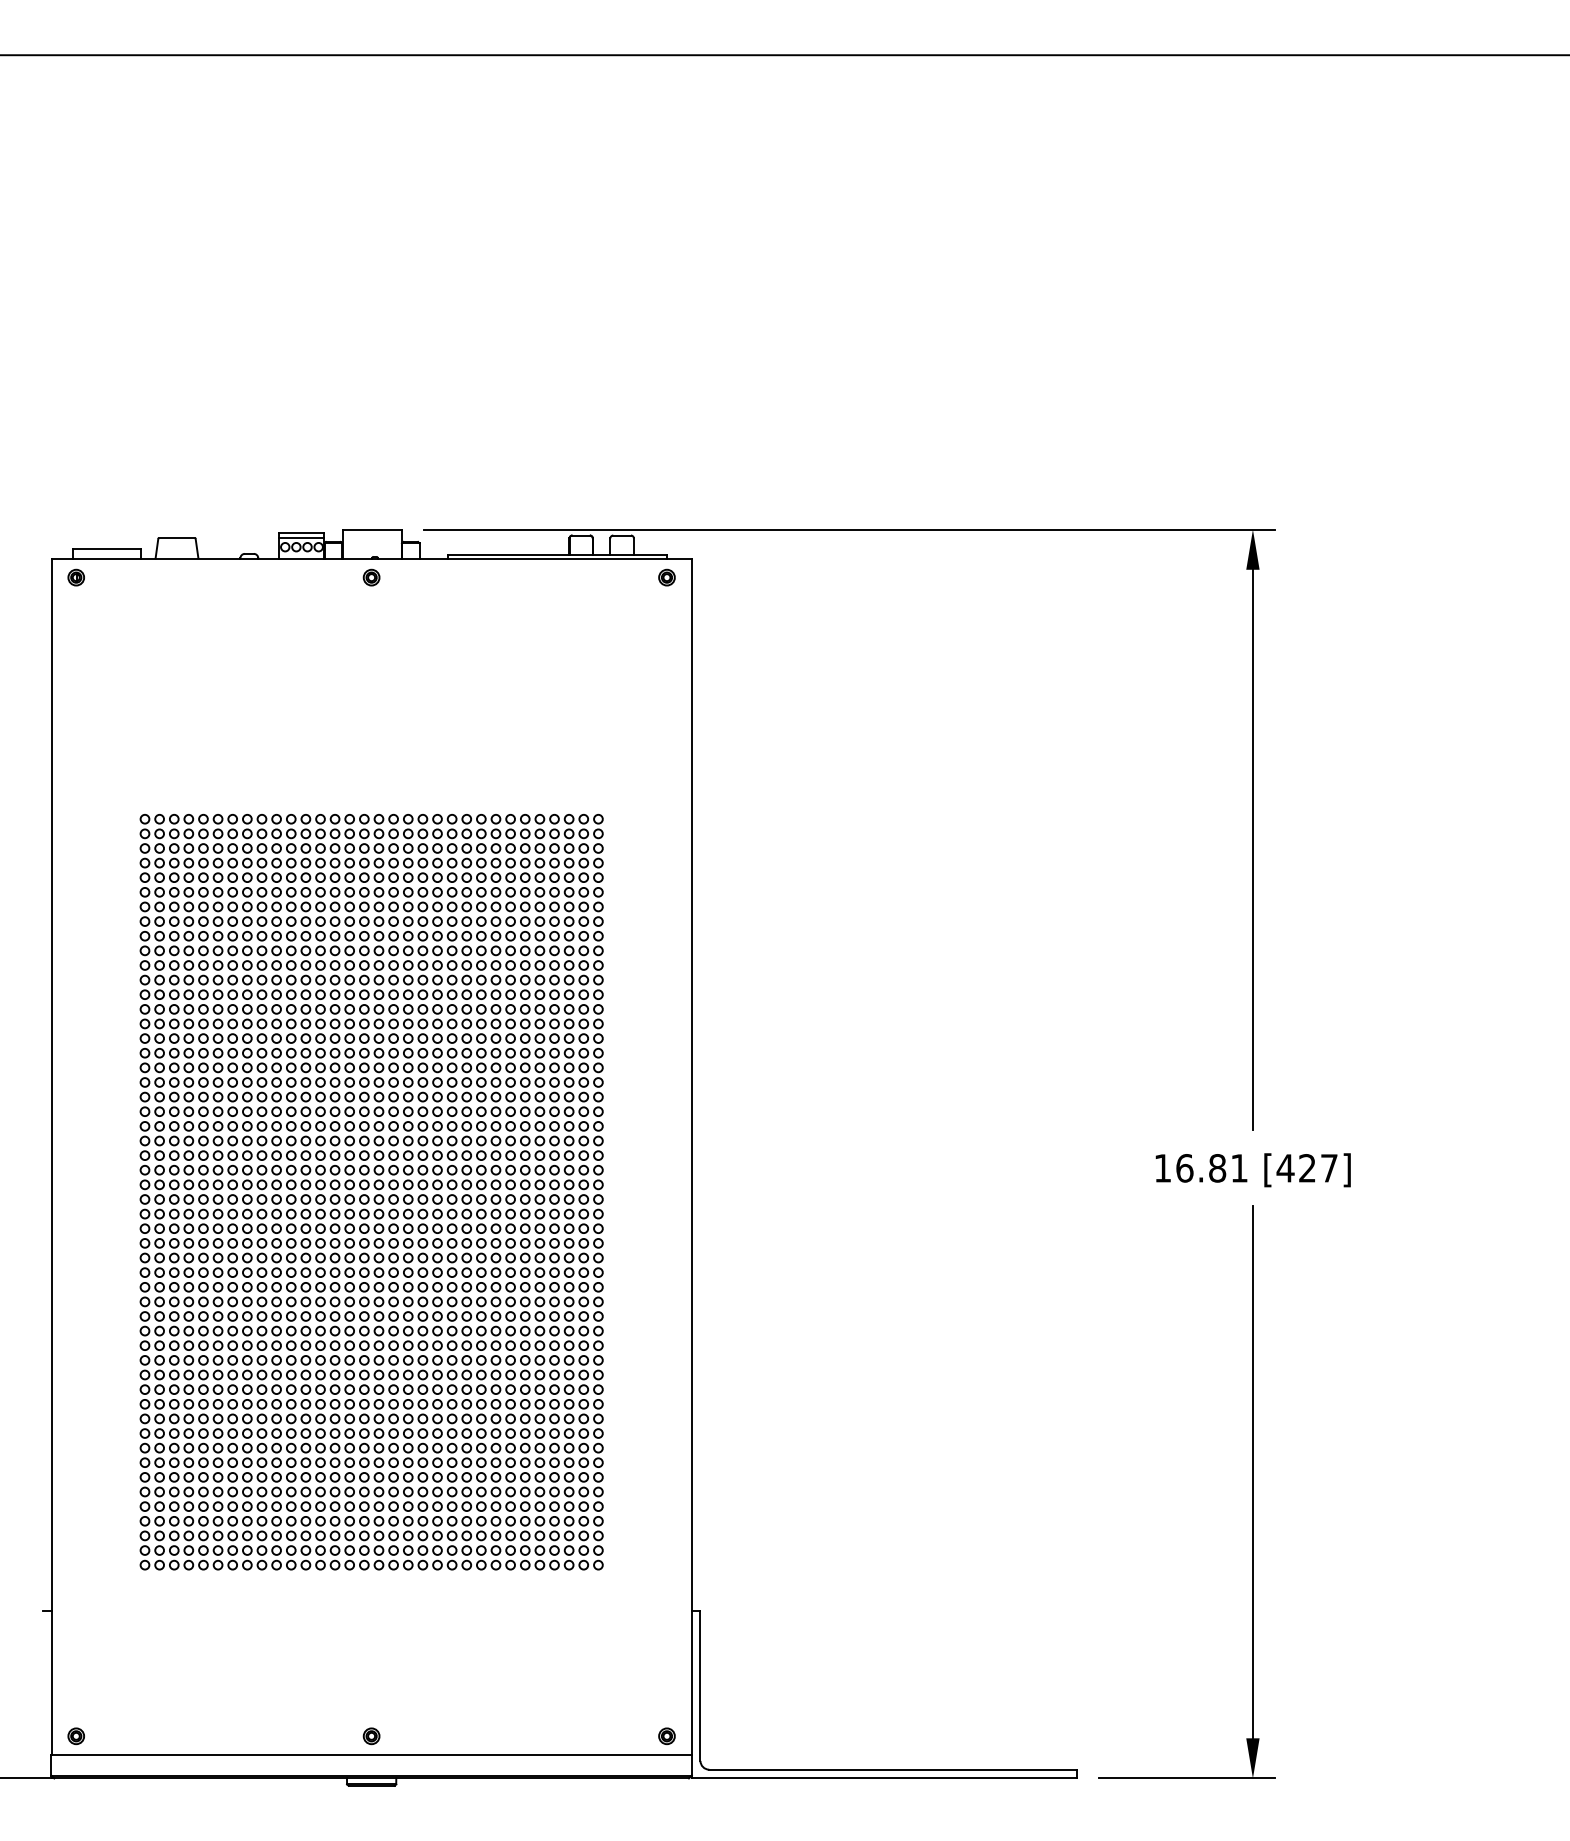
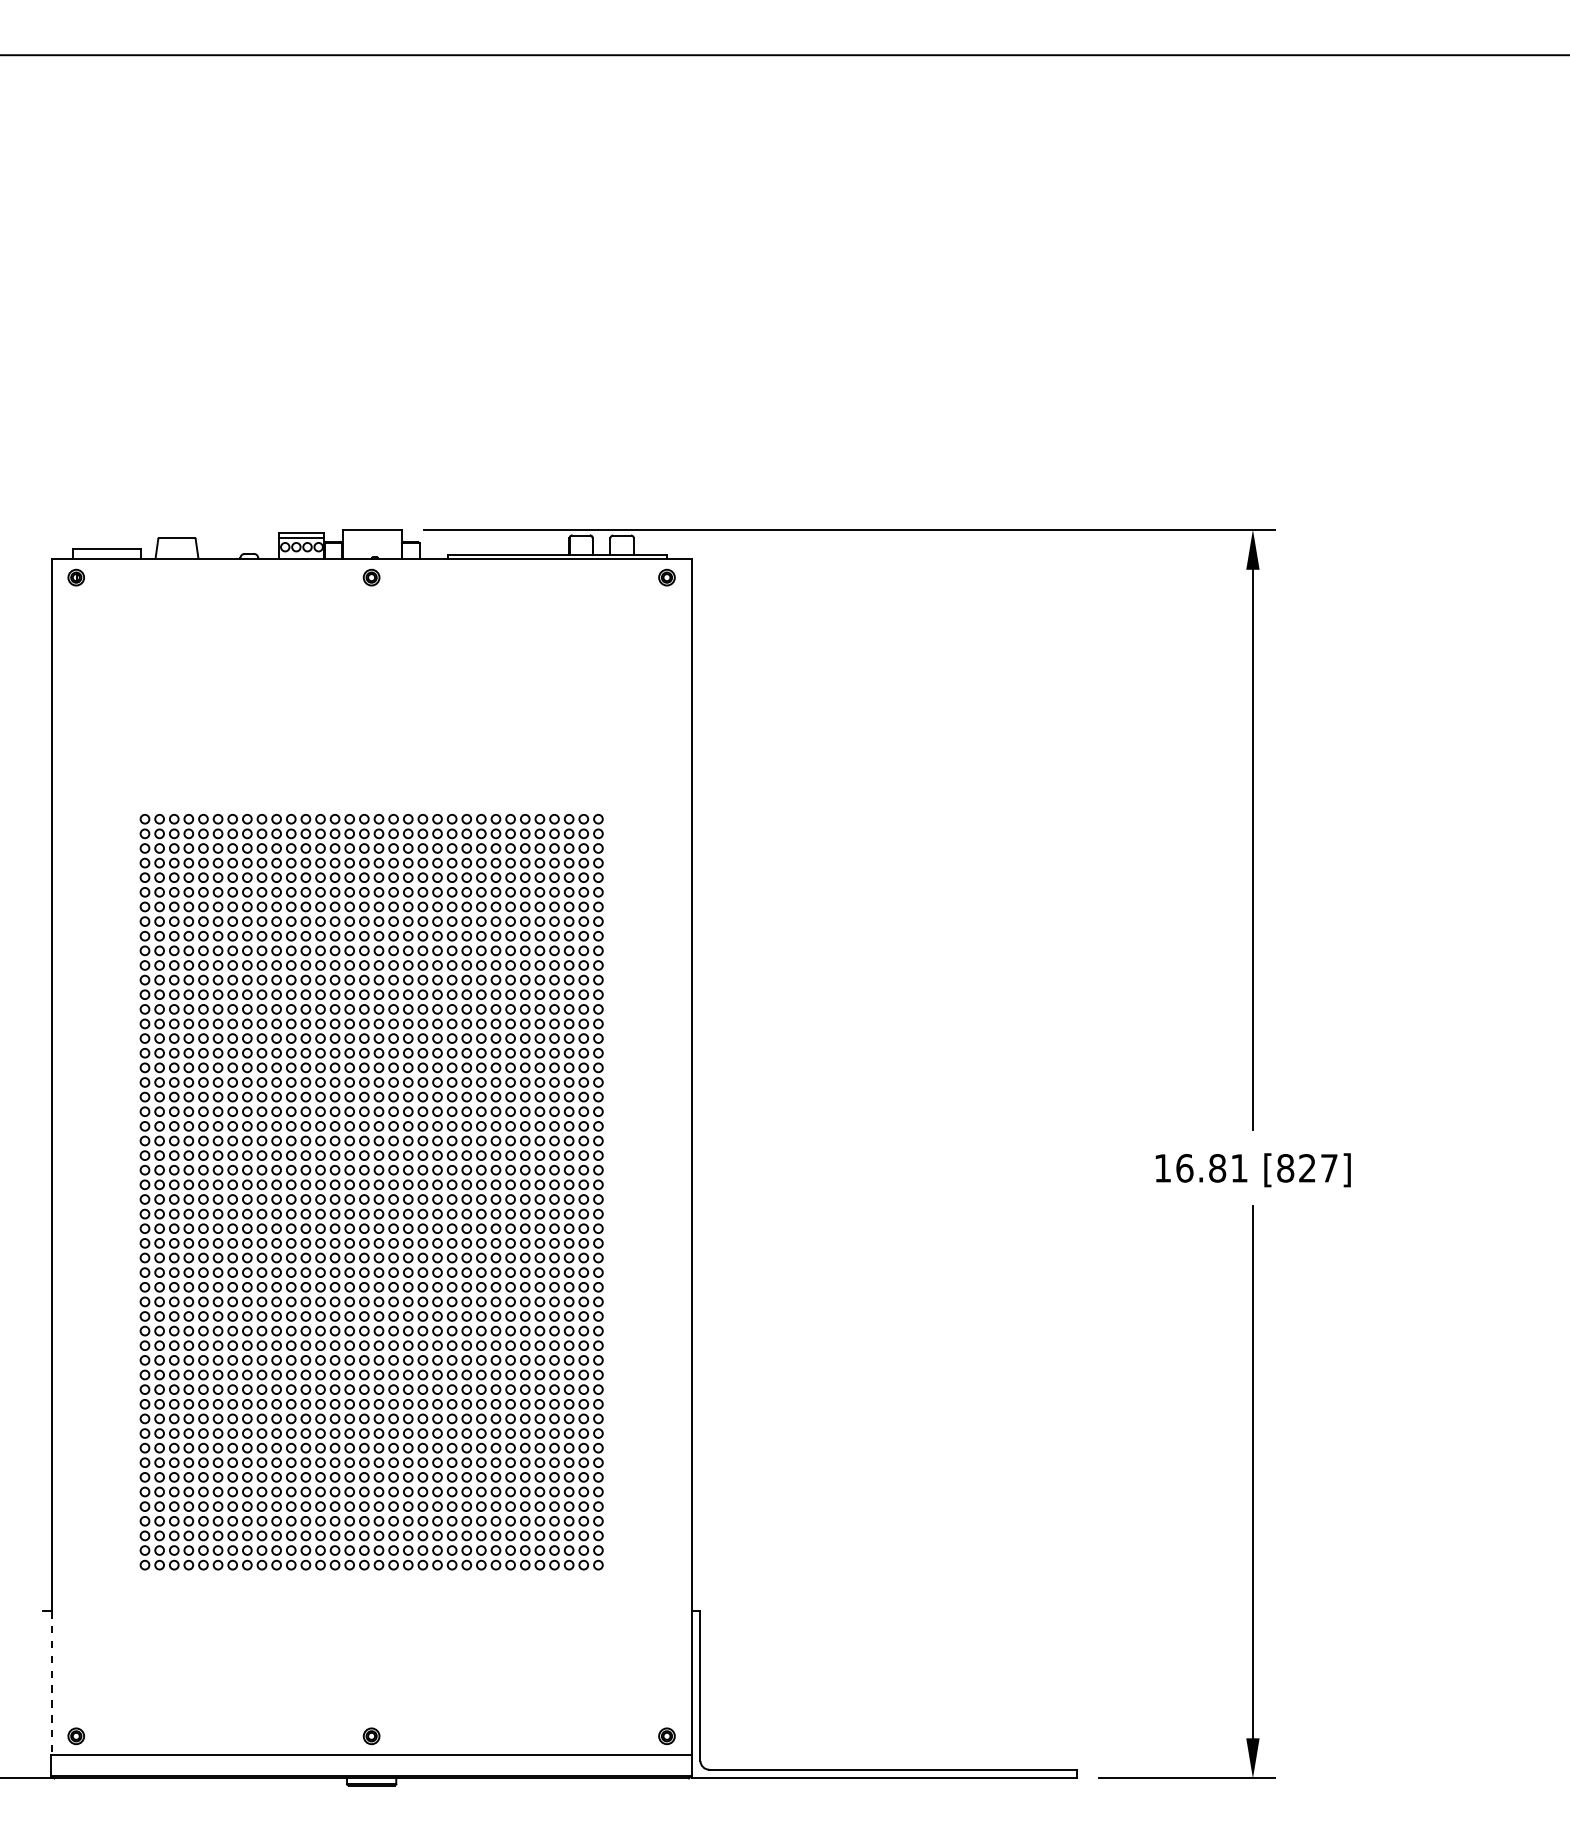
text: [427] -> [827] (1285, 1168)
line: solid -> dashed (51, 1683)
